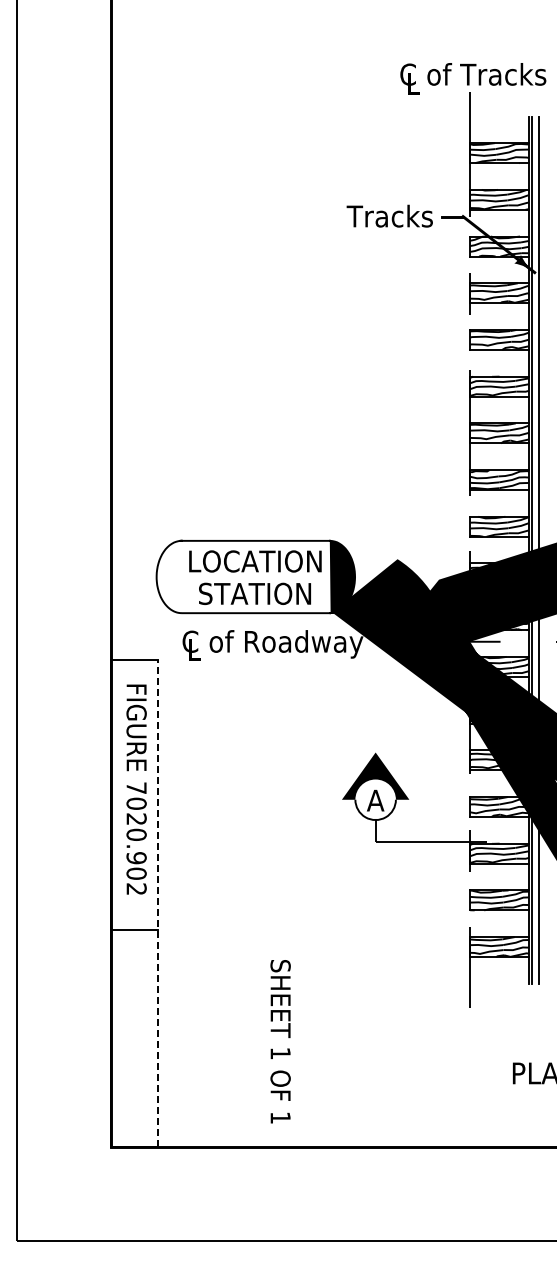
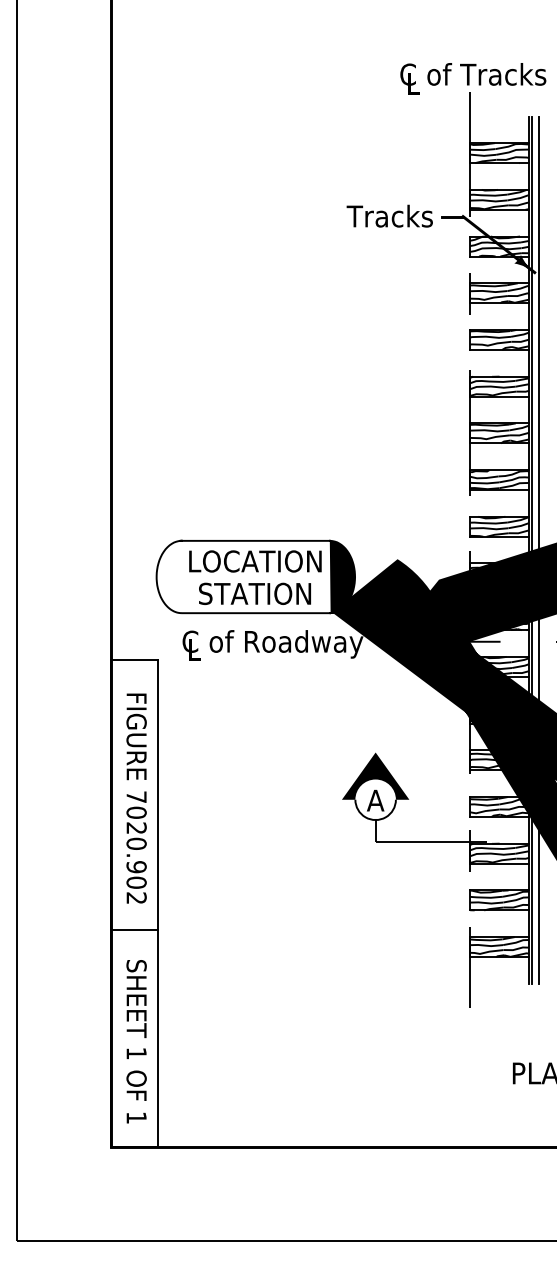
text position: (136, 789) -> (136, 798) (136, 798)
line: dashed -> solid (157, 902)
text position: (280, 1041) -> (136, 1041) (136, 1041)
